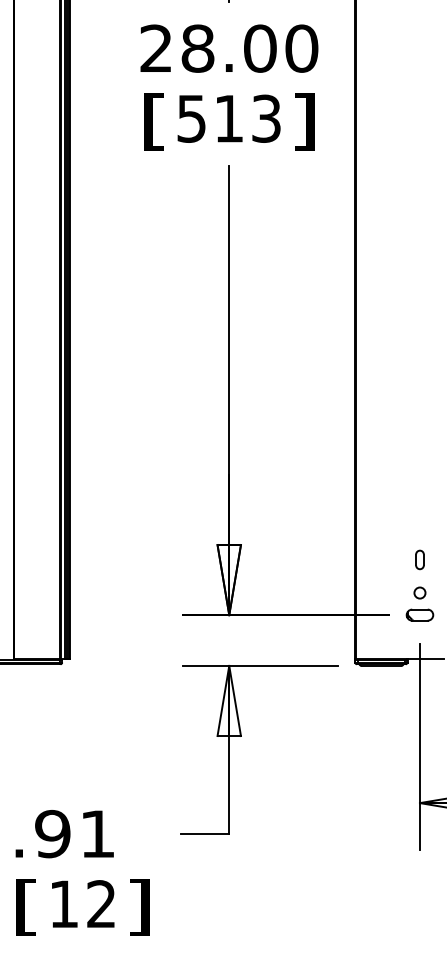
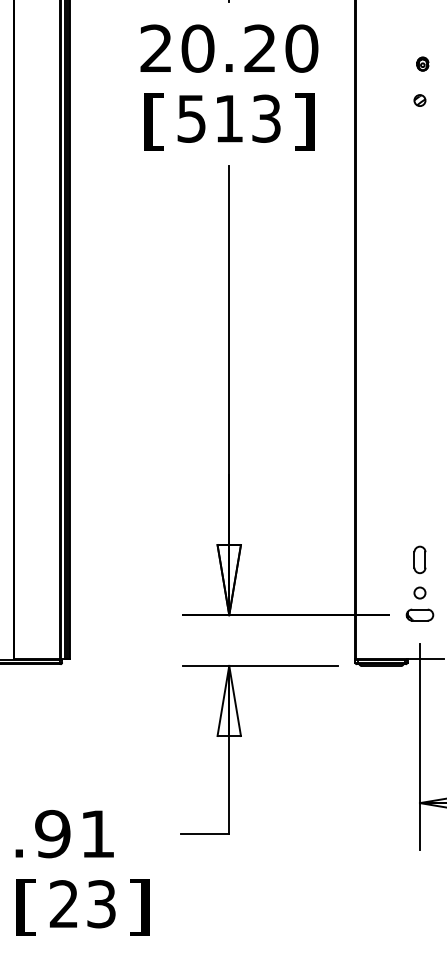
text: 28.00 -> 20.20 (228, 48)
part: none -> present (422, 63)
part: none -> present (419, 100)
part size: 10x22 px -> 14x30 px (419, 559)
text: 12 -> 23 (82, 904)
